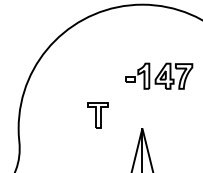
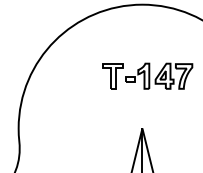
part position: (97, 115) -> (112, 76) (112, 76)
